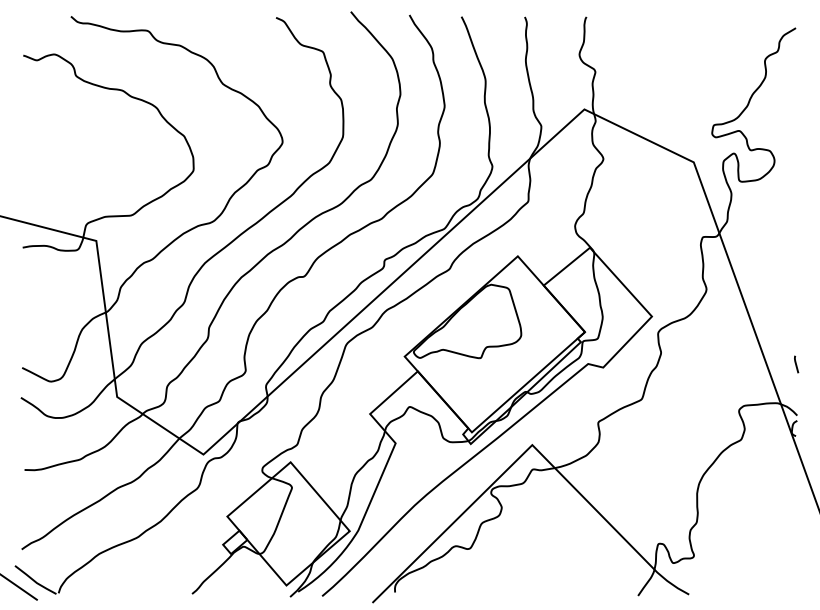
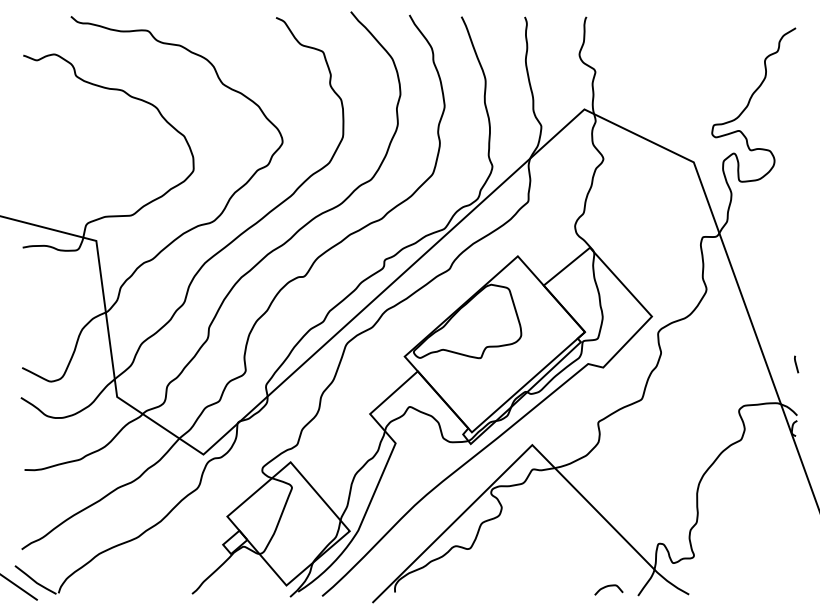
curve: none -> present (607, 587)
